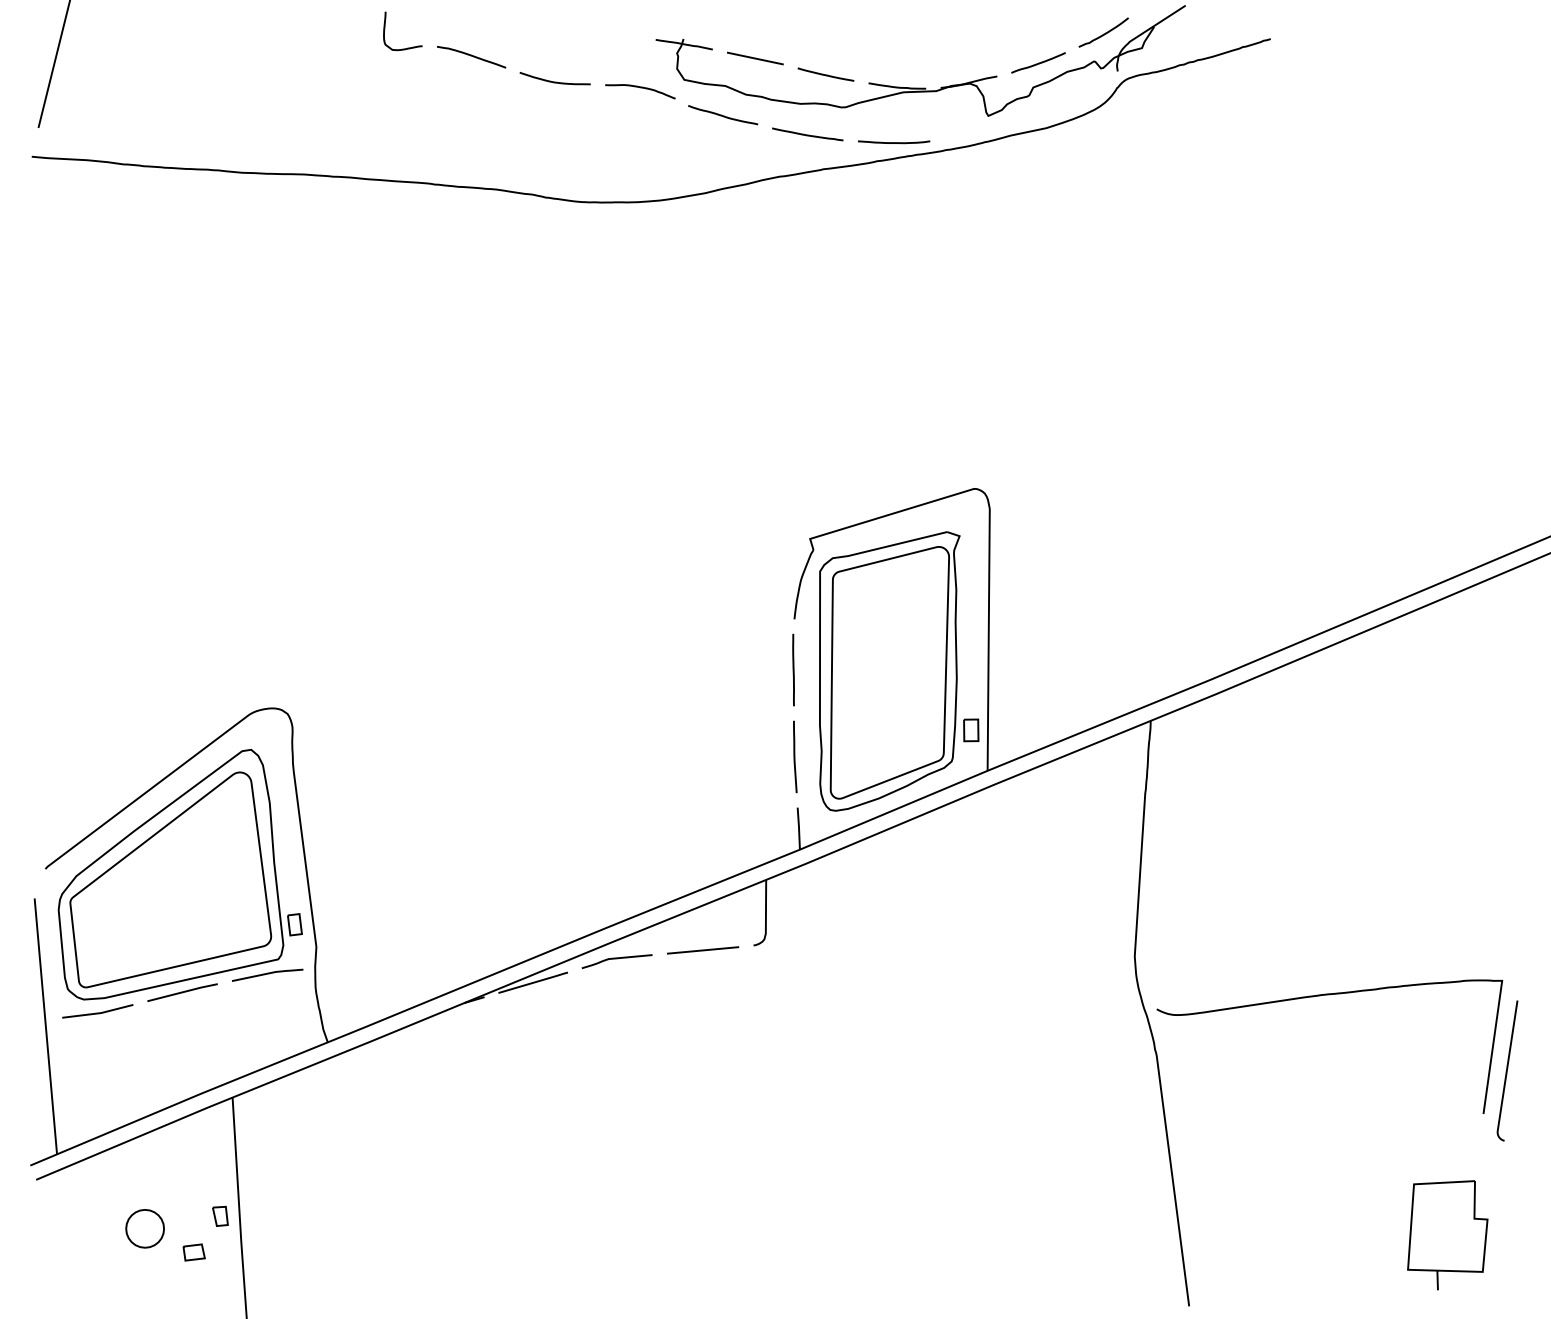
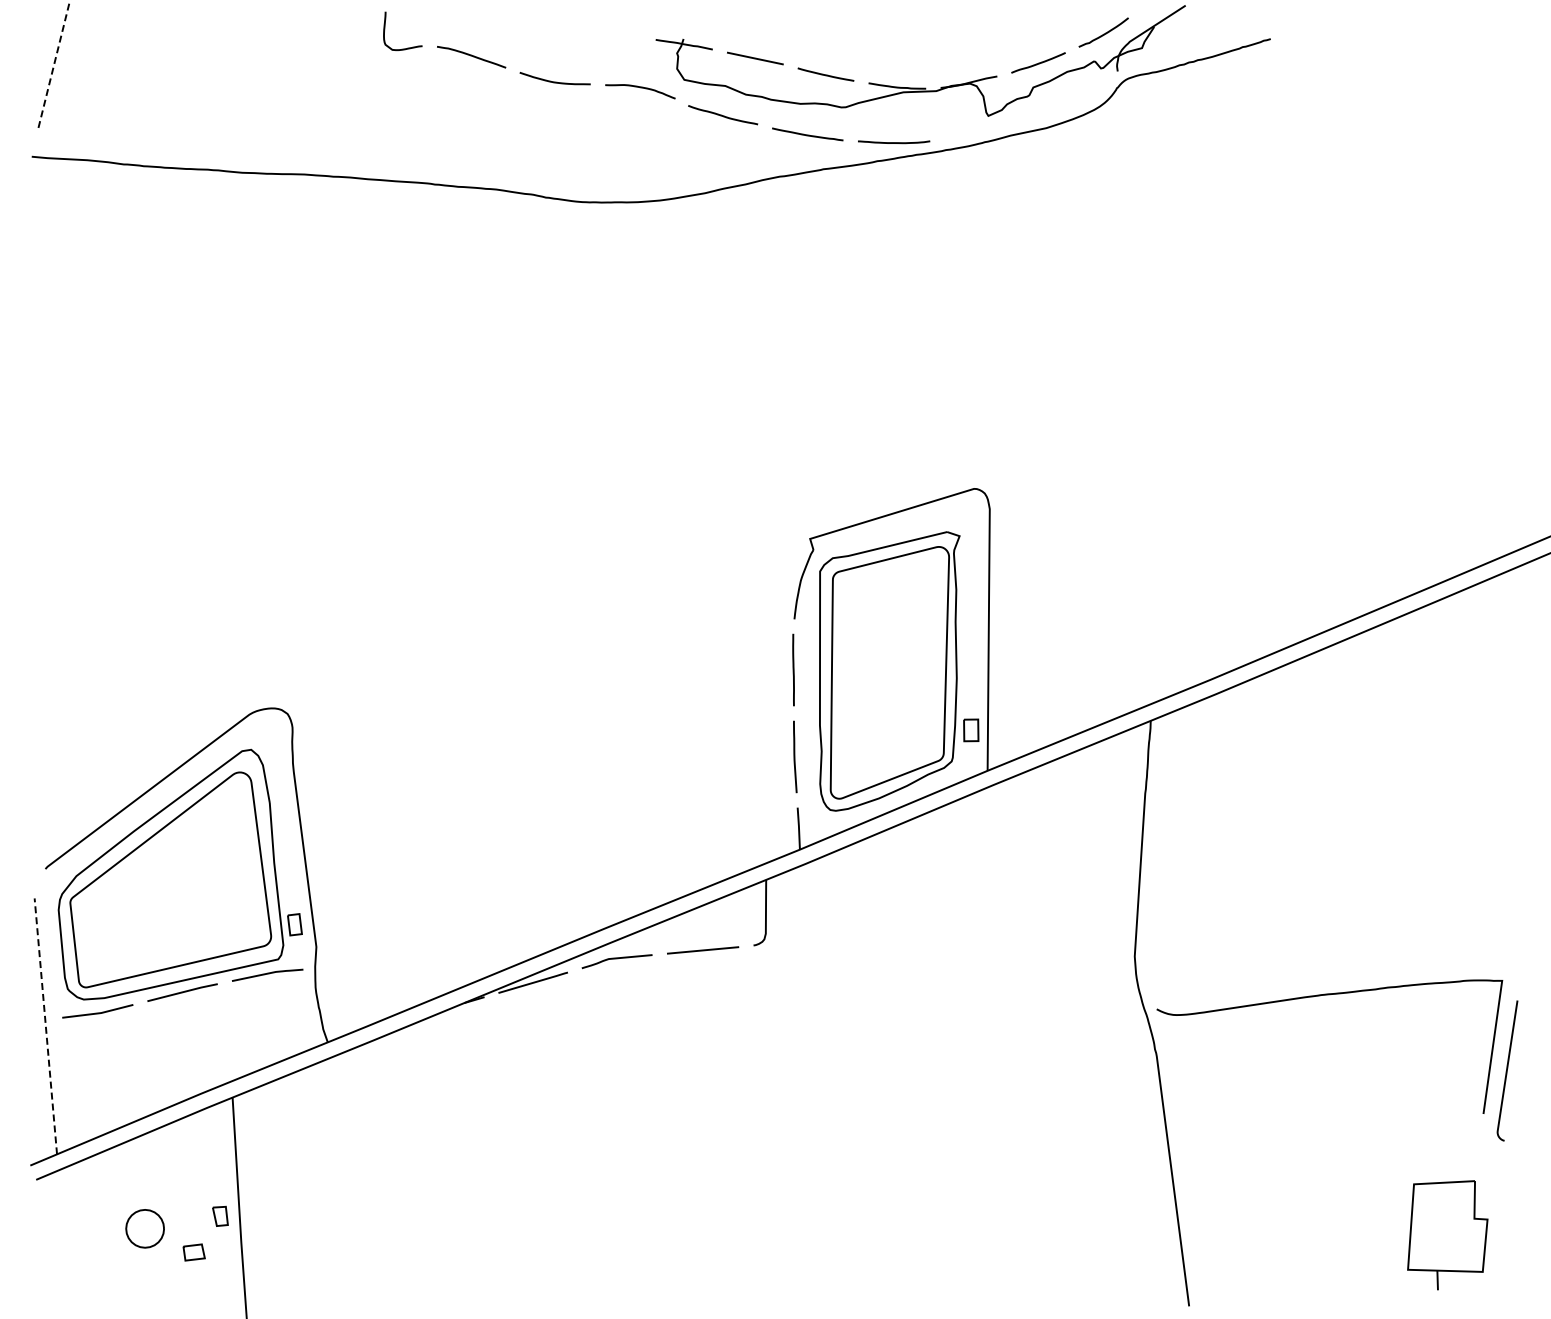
line: solid -> dashed (54, 64)
line: solid -> dashed (45, 1025)
